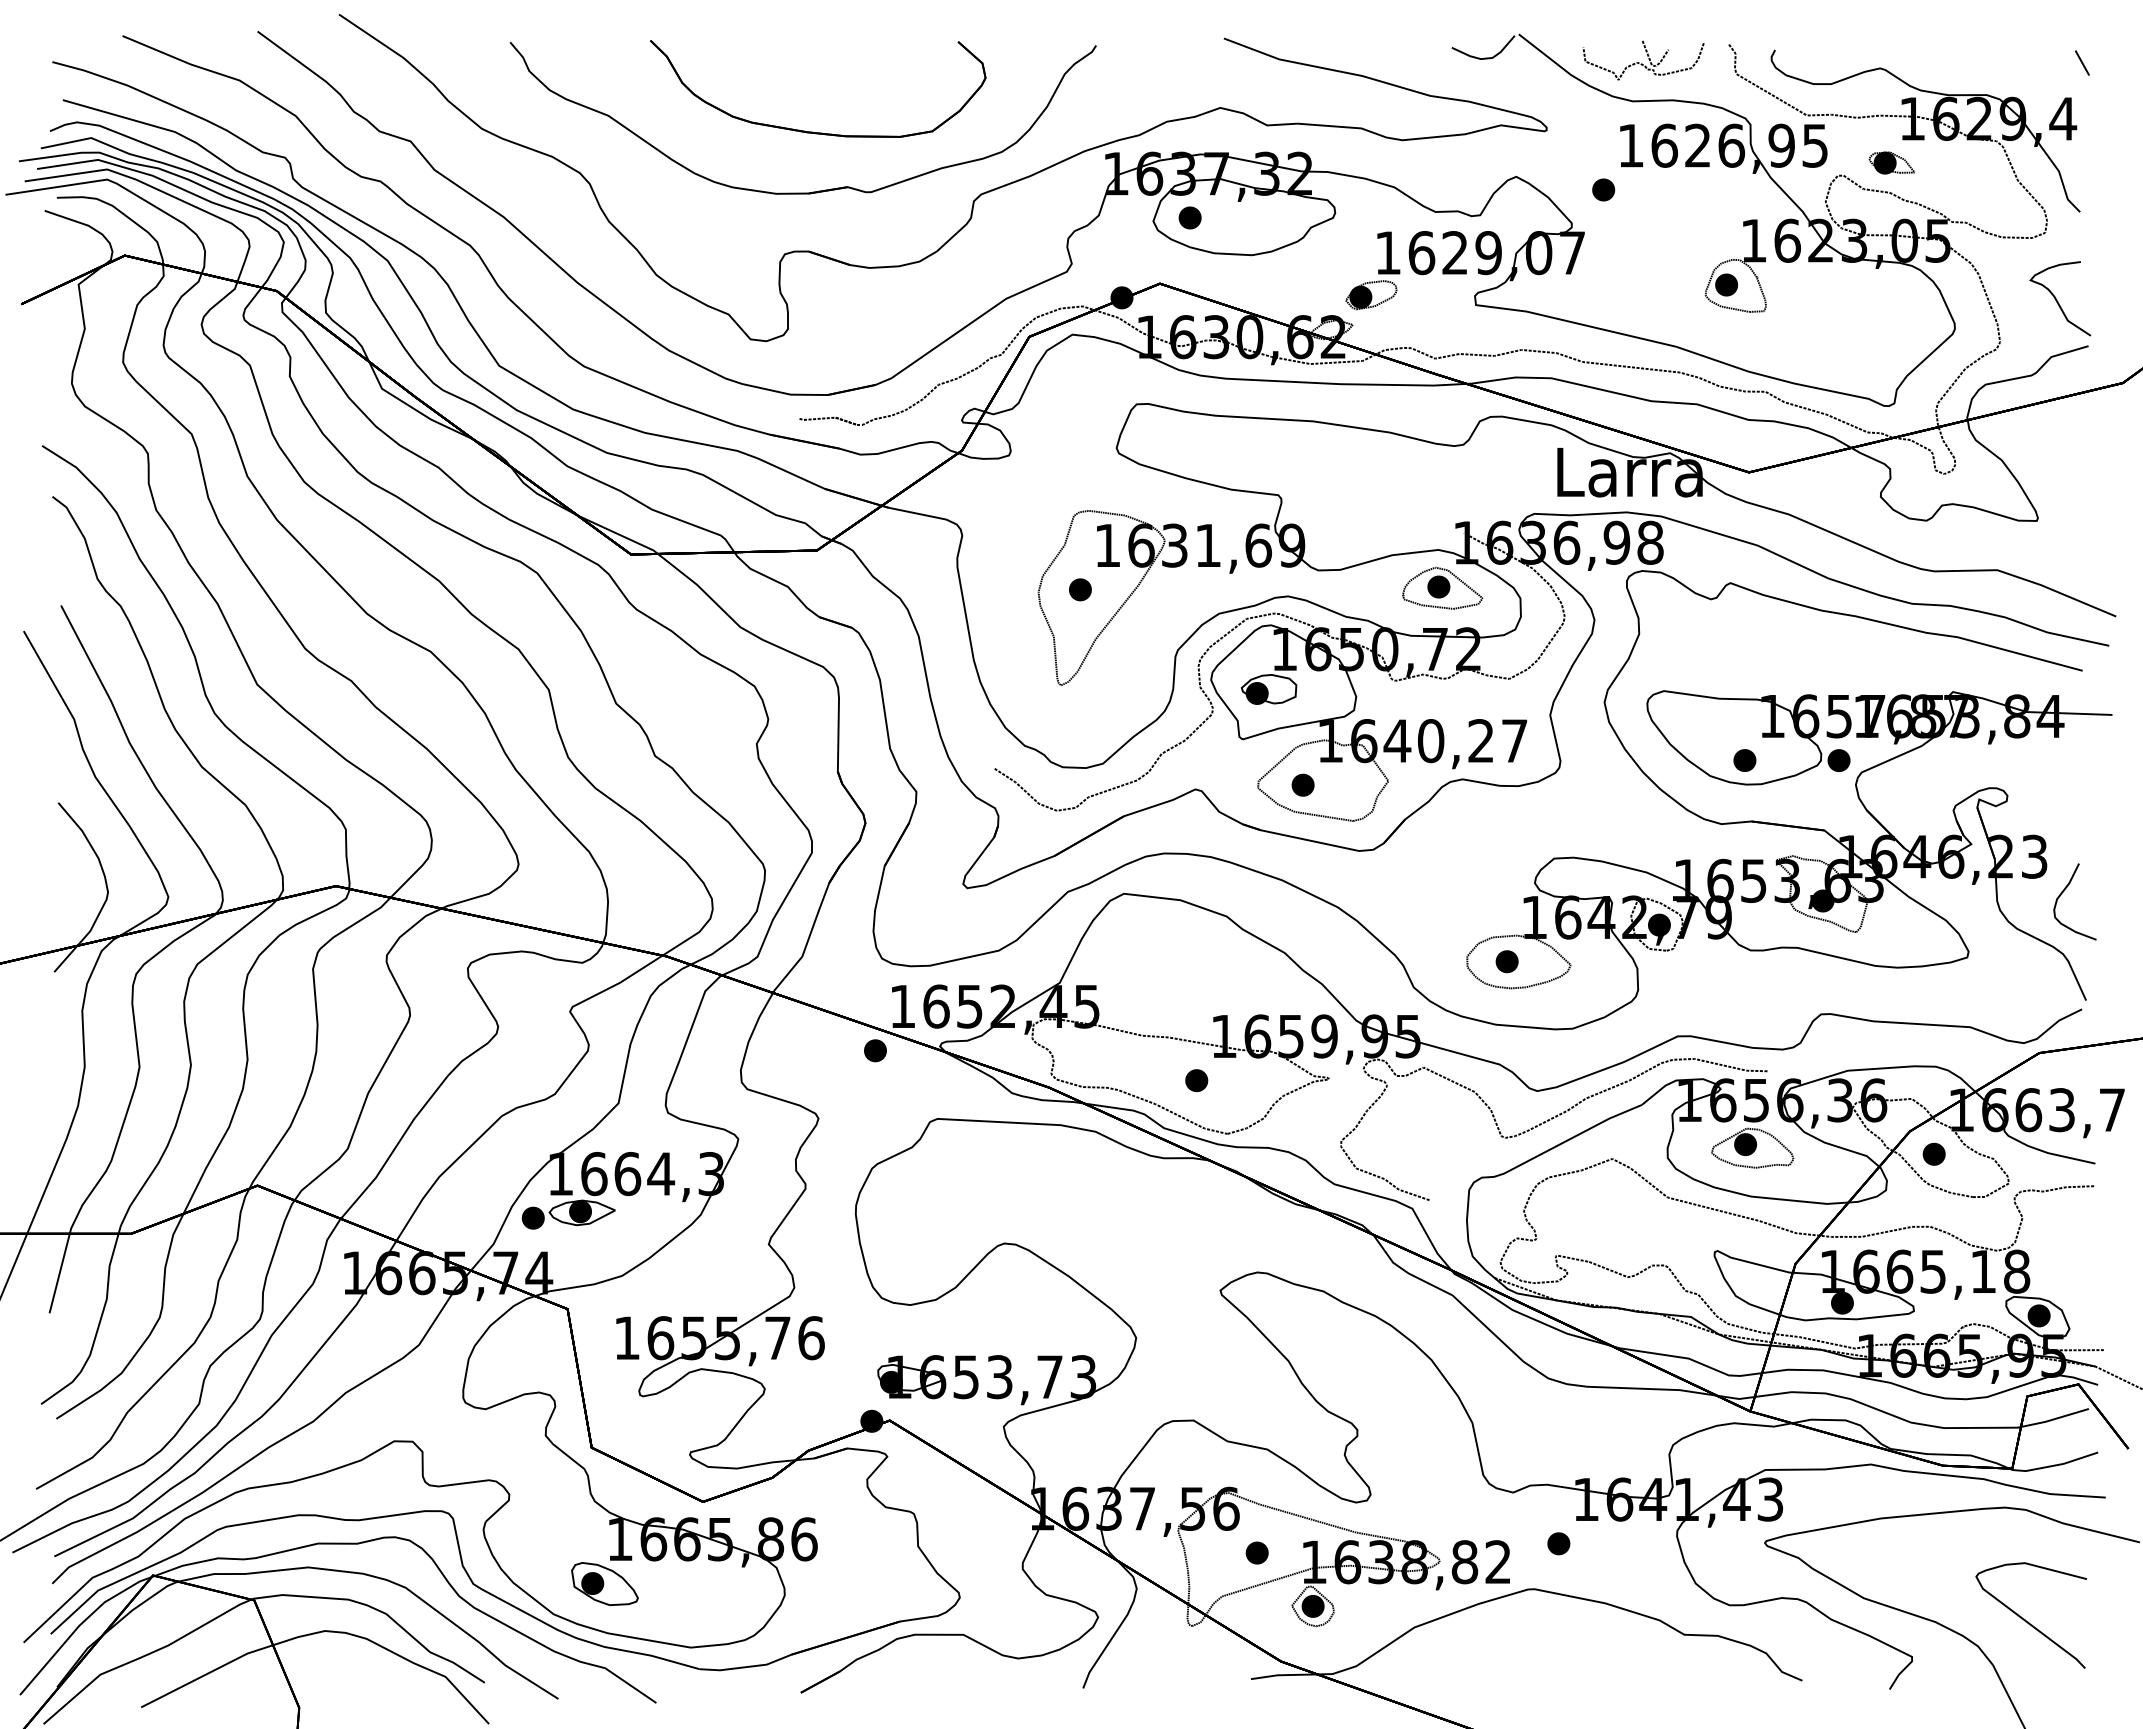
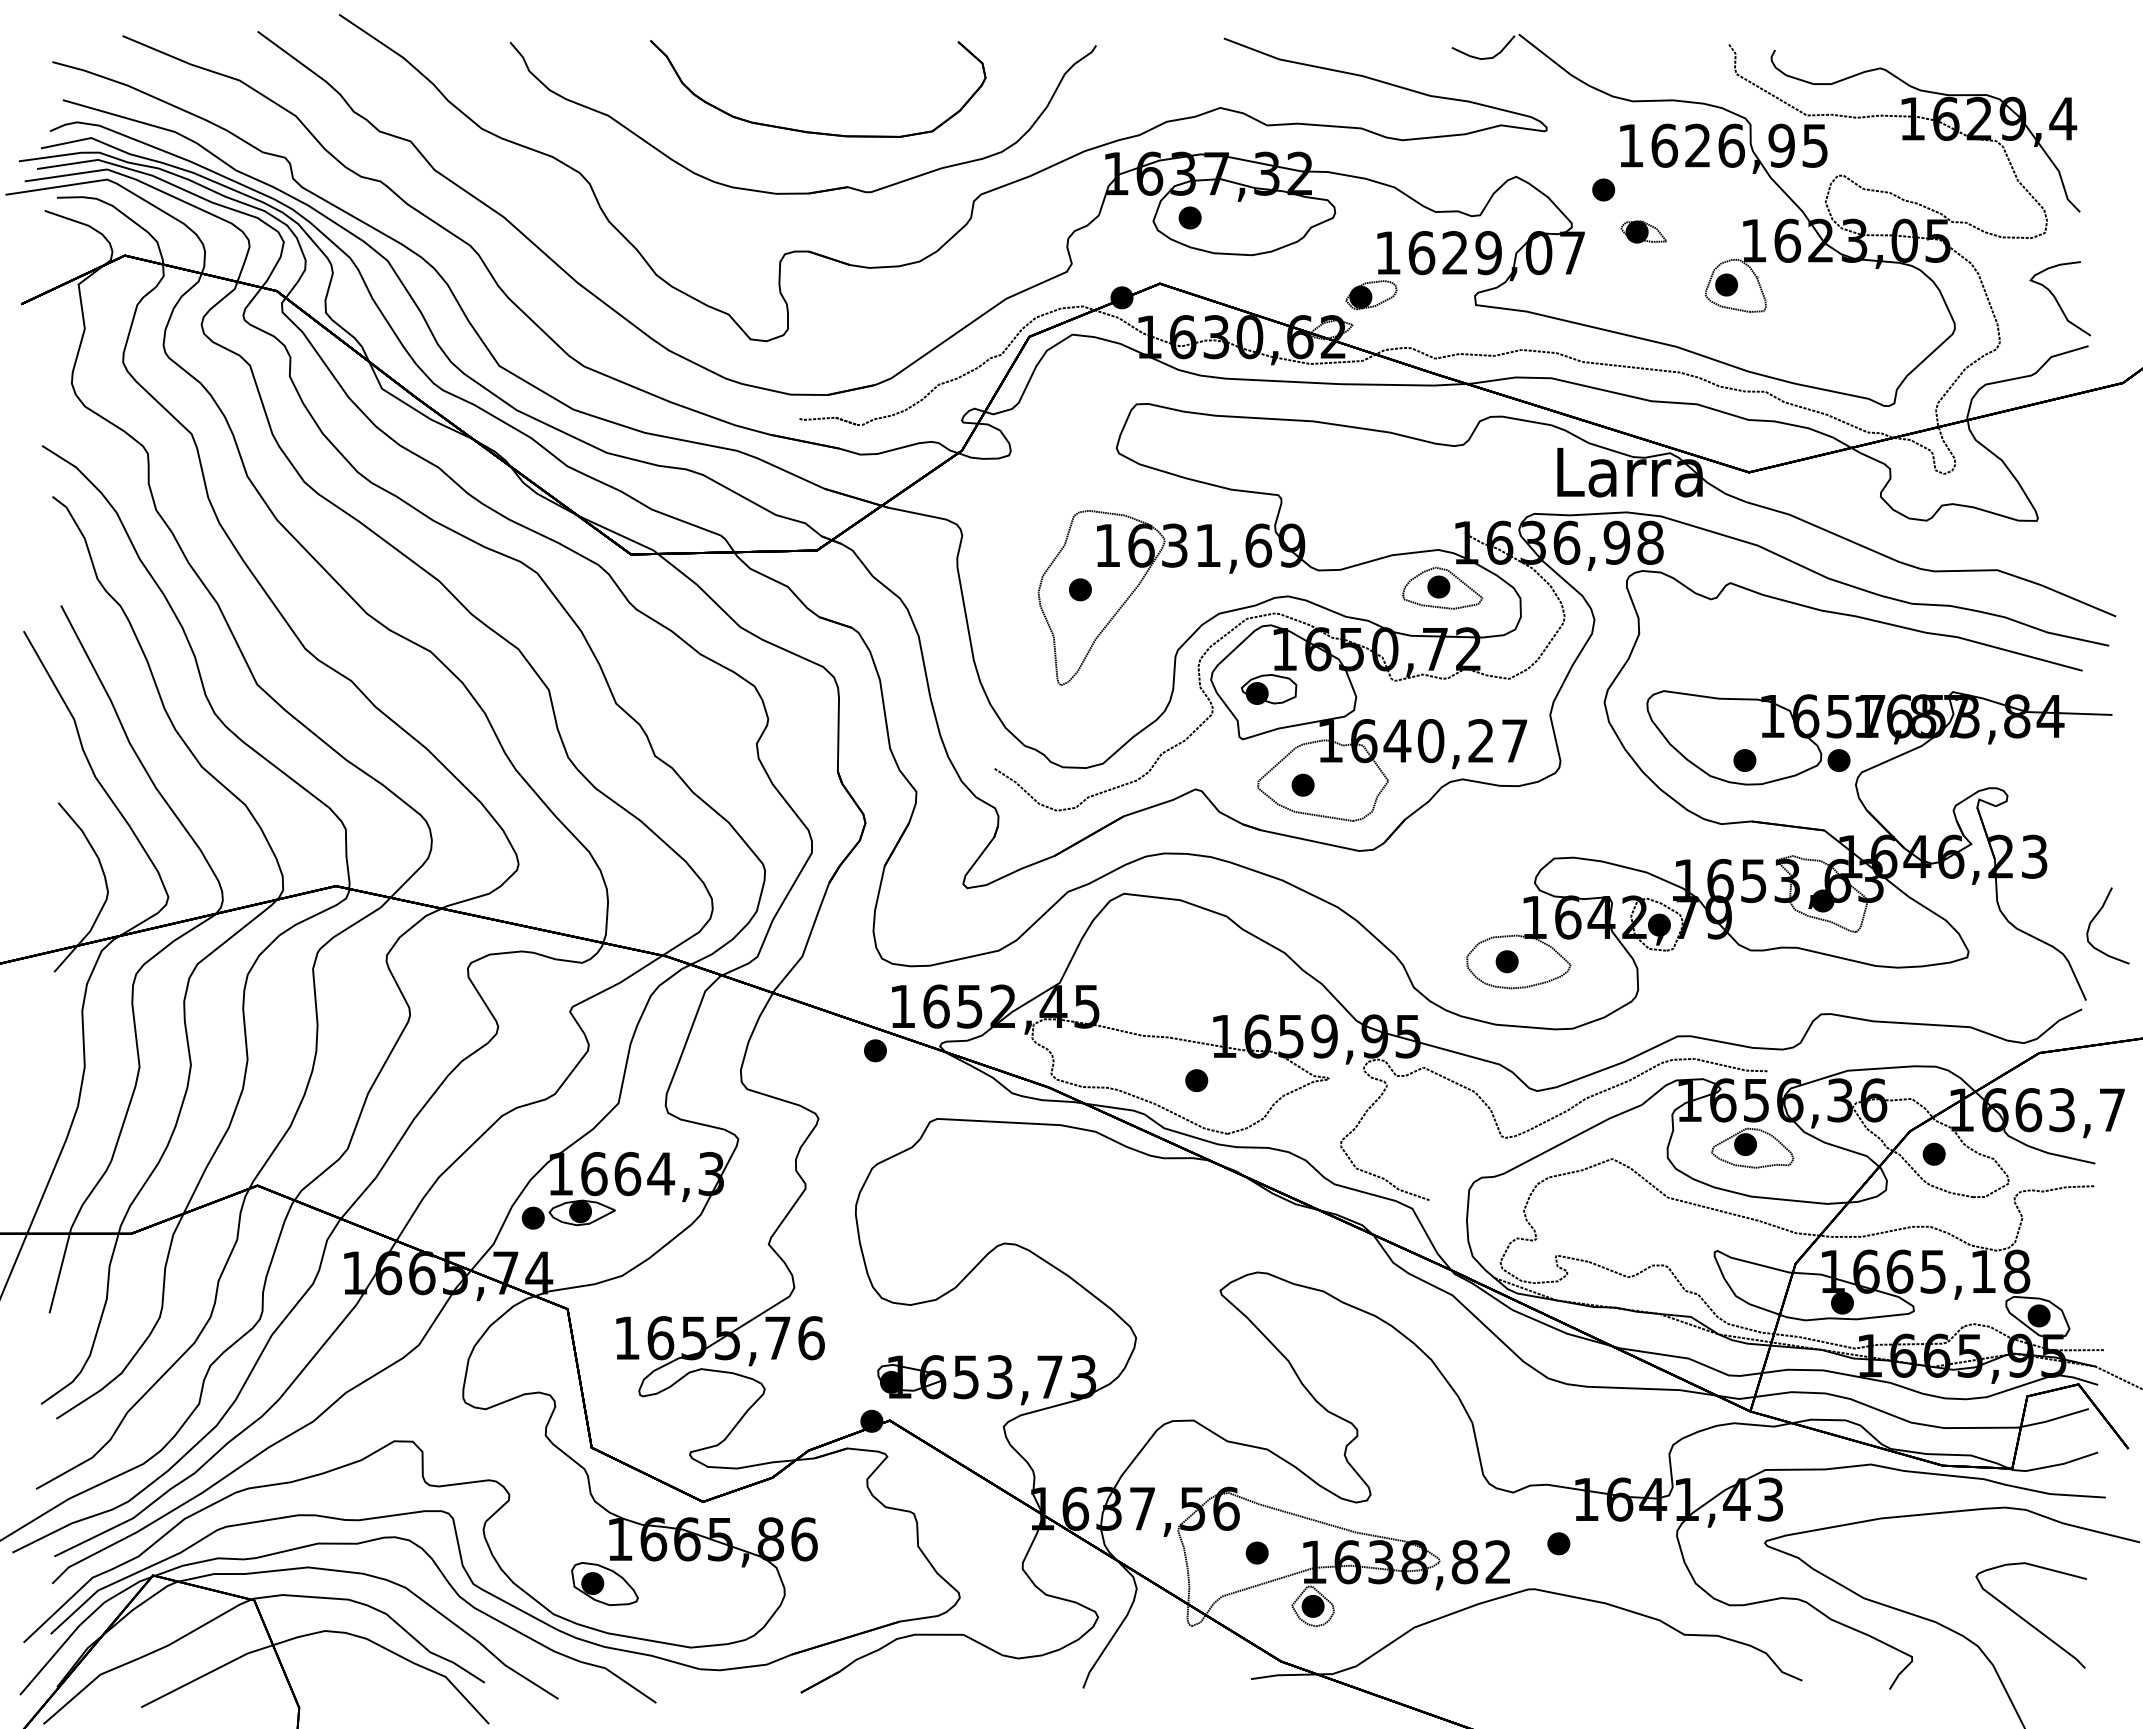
part: present -> none (1643, 60)
line: present -> none (2081, 62)
part position: (1891, 162) -> (1643, 231) (1643, 231)
curve position: (2064, 891) -> (2097, 915) (2097, 915)
